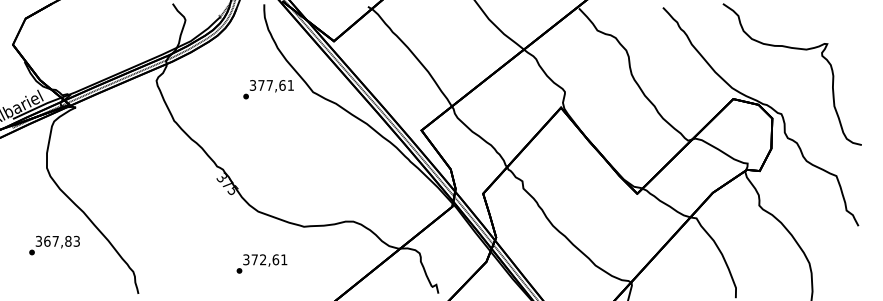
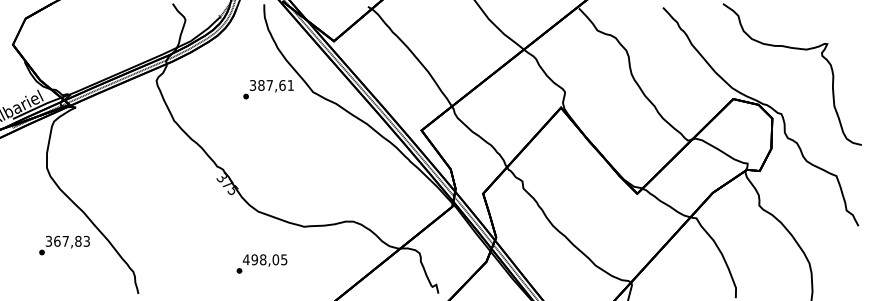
text: 377,61 -> 387,61 (261, 85)
text position: (54, 245) -> (64, 245) (64, 245)
text: 372,61 -> 498,05 (264, 259)
